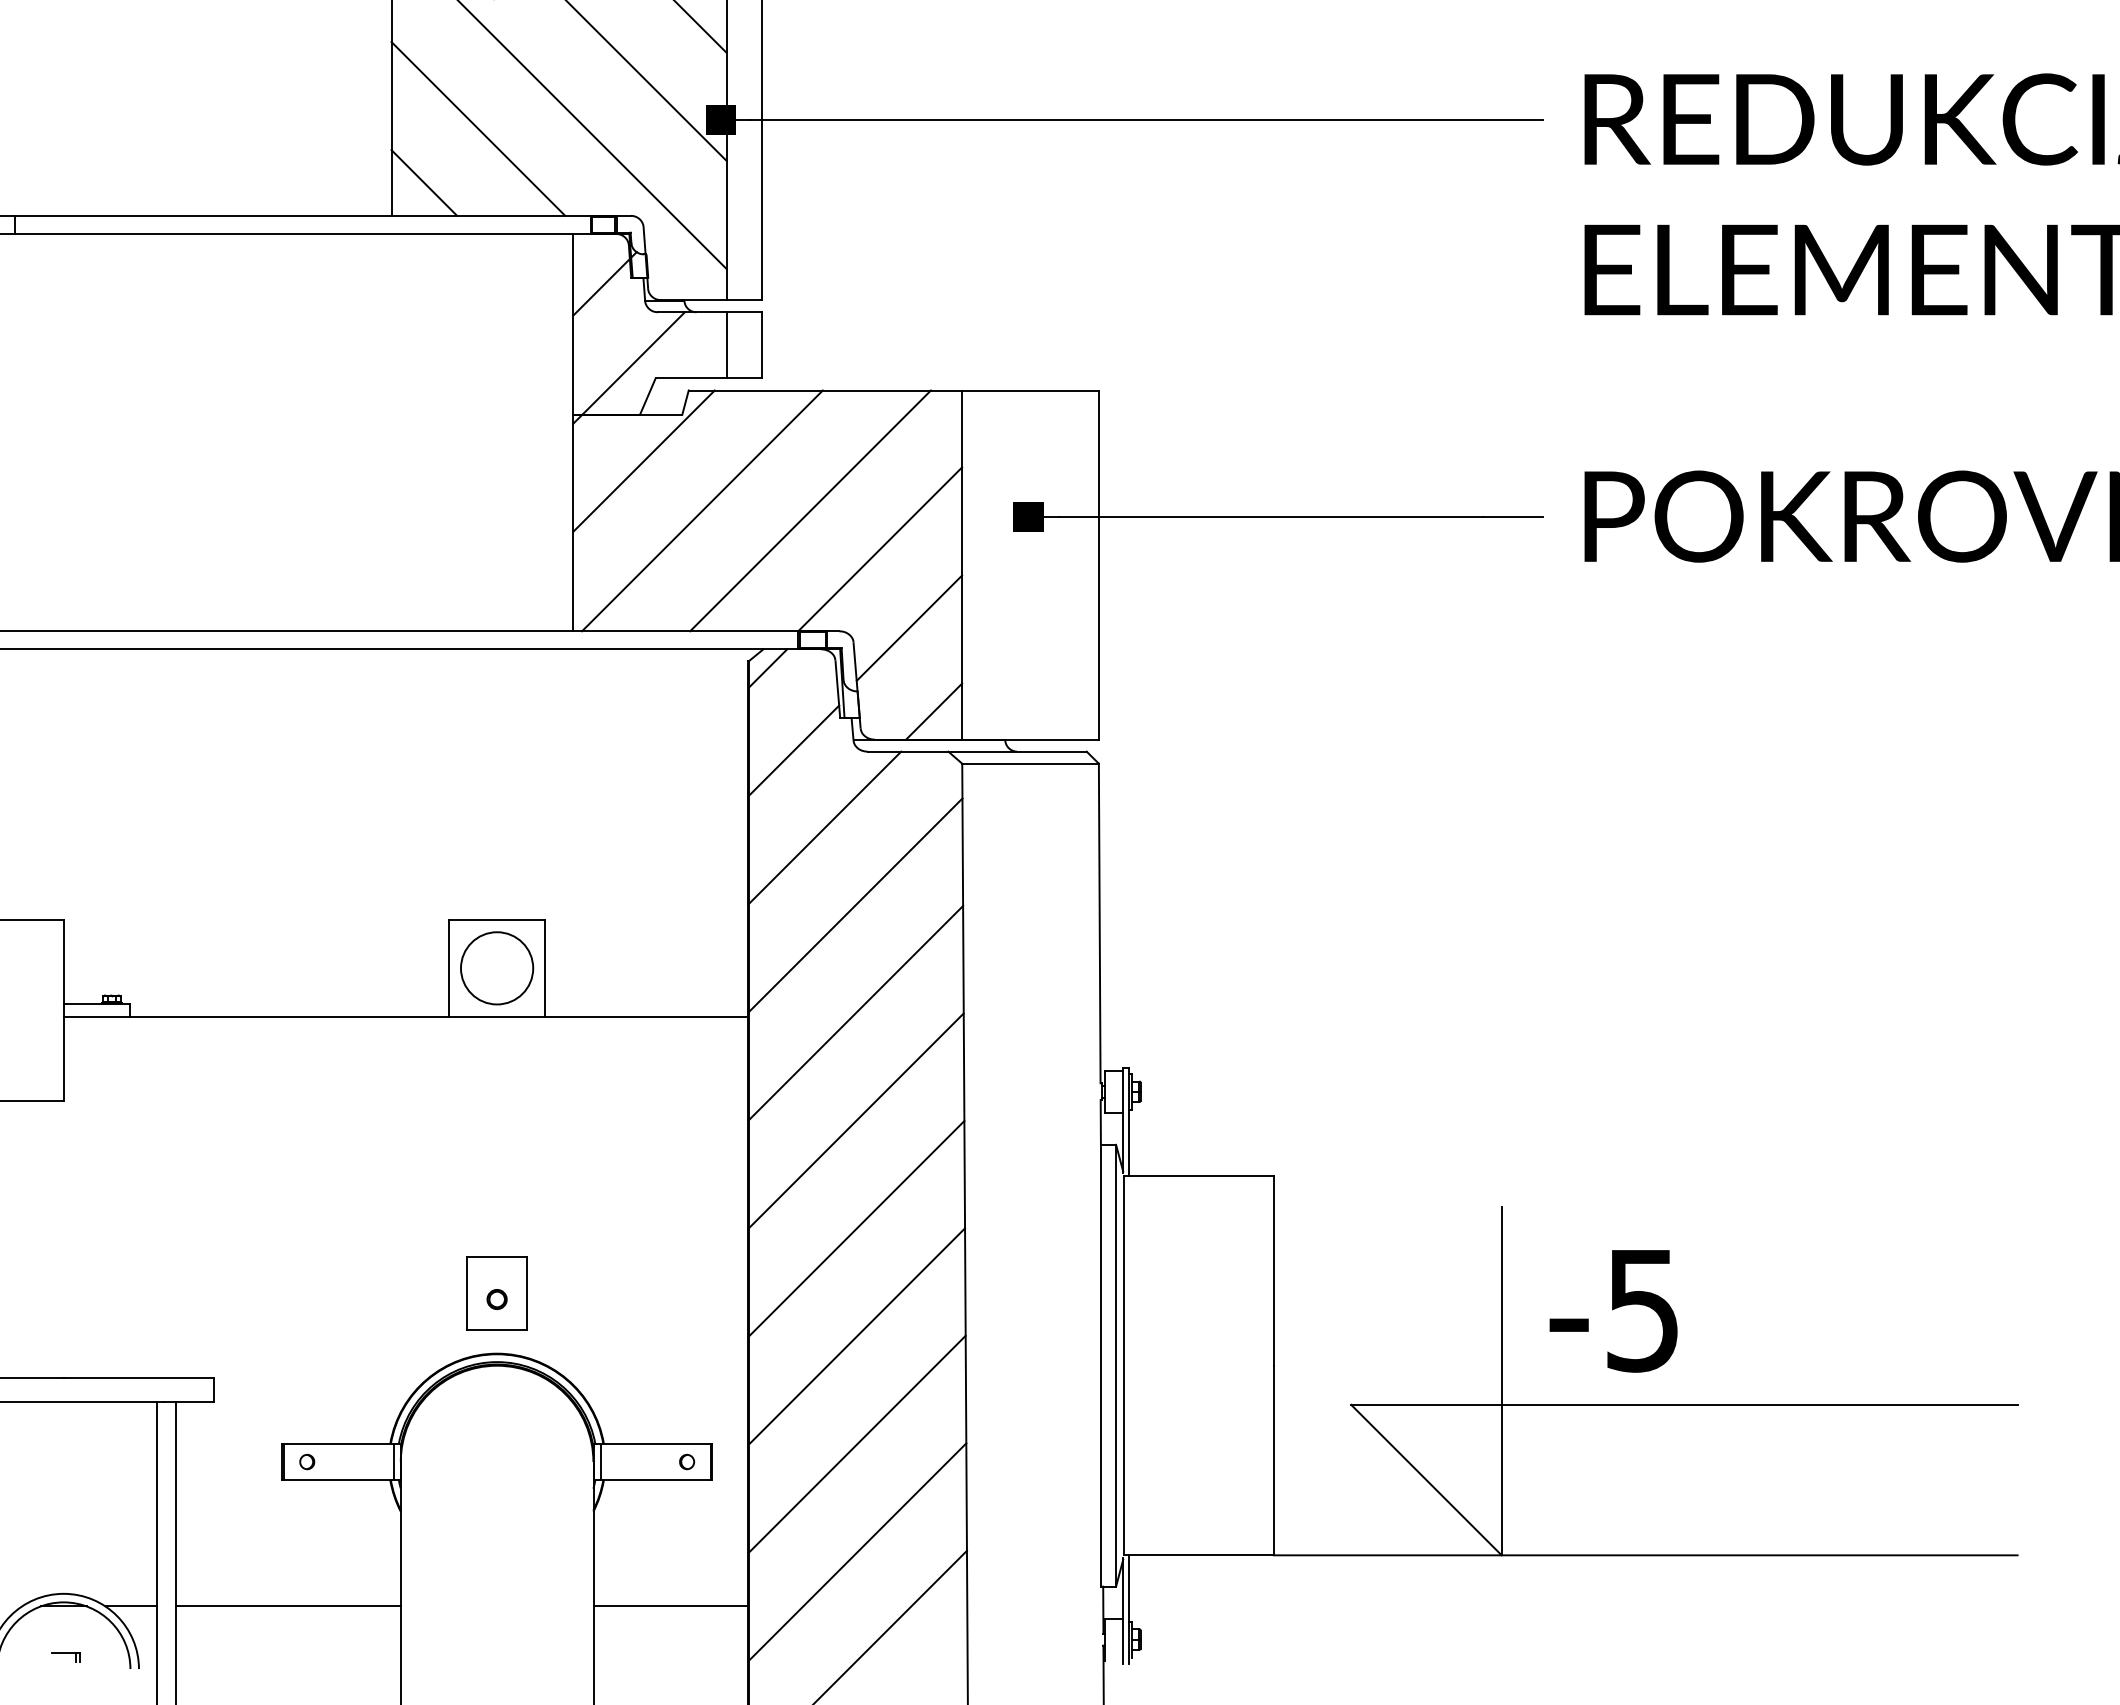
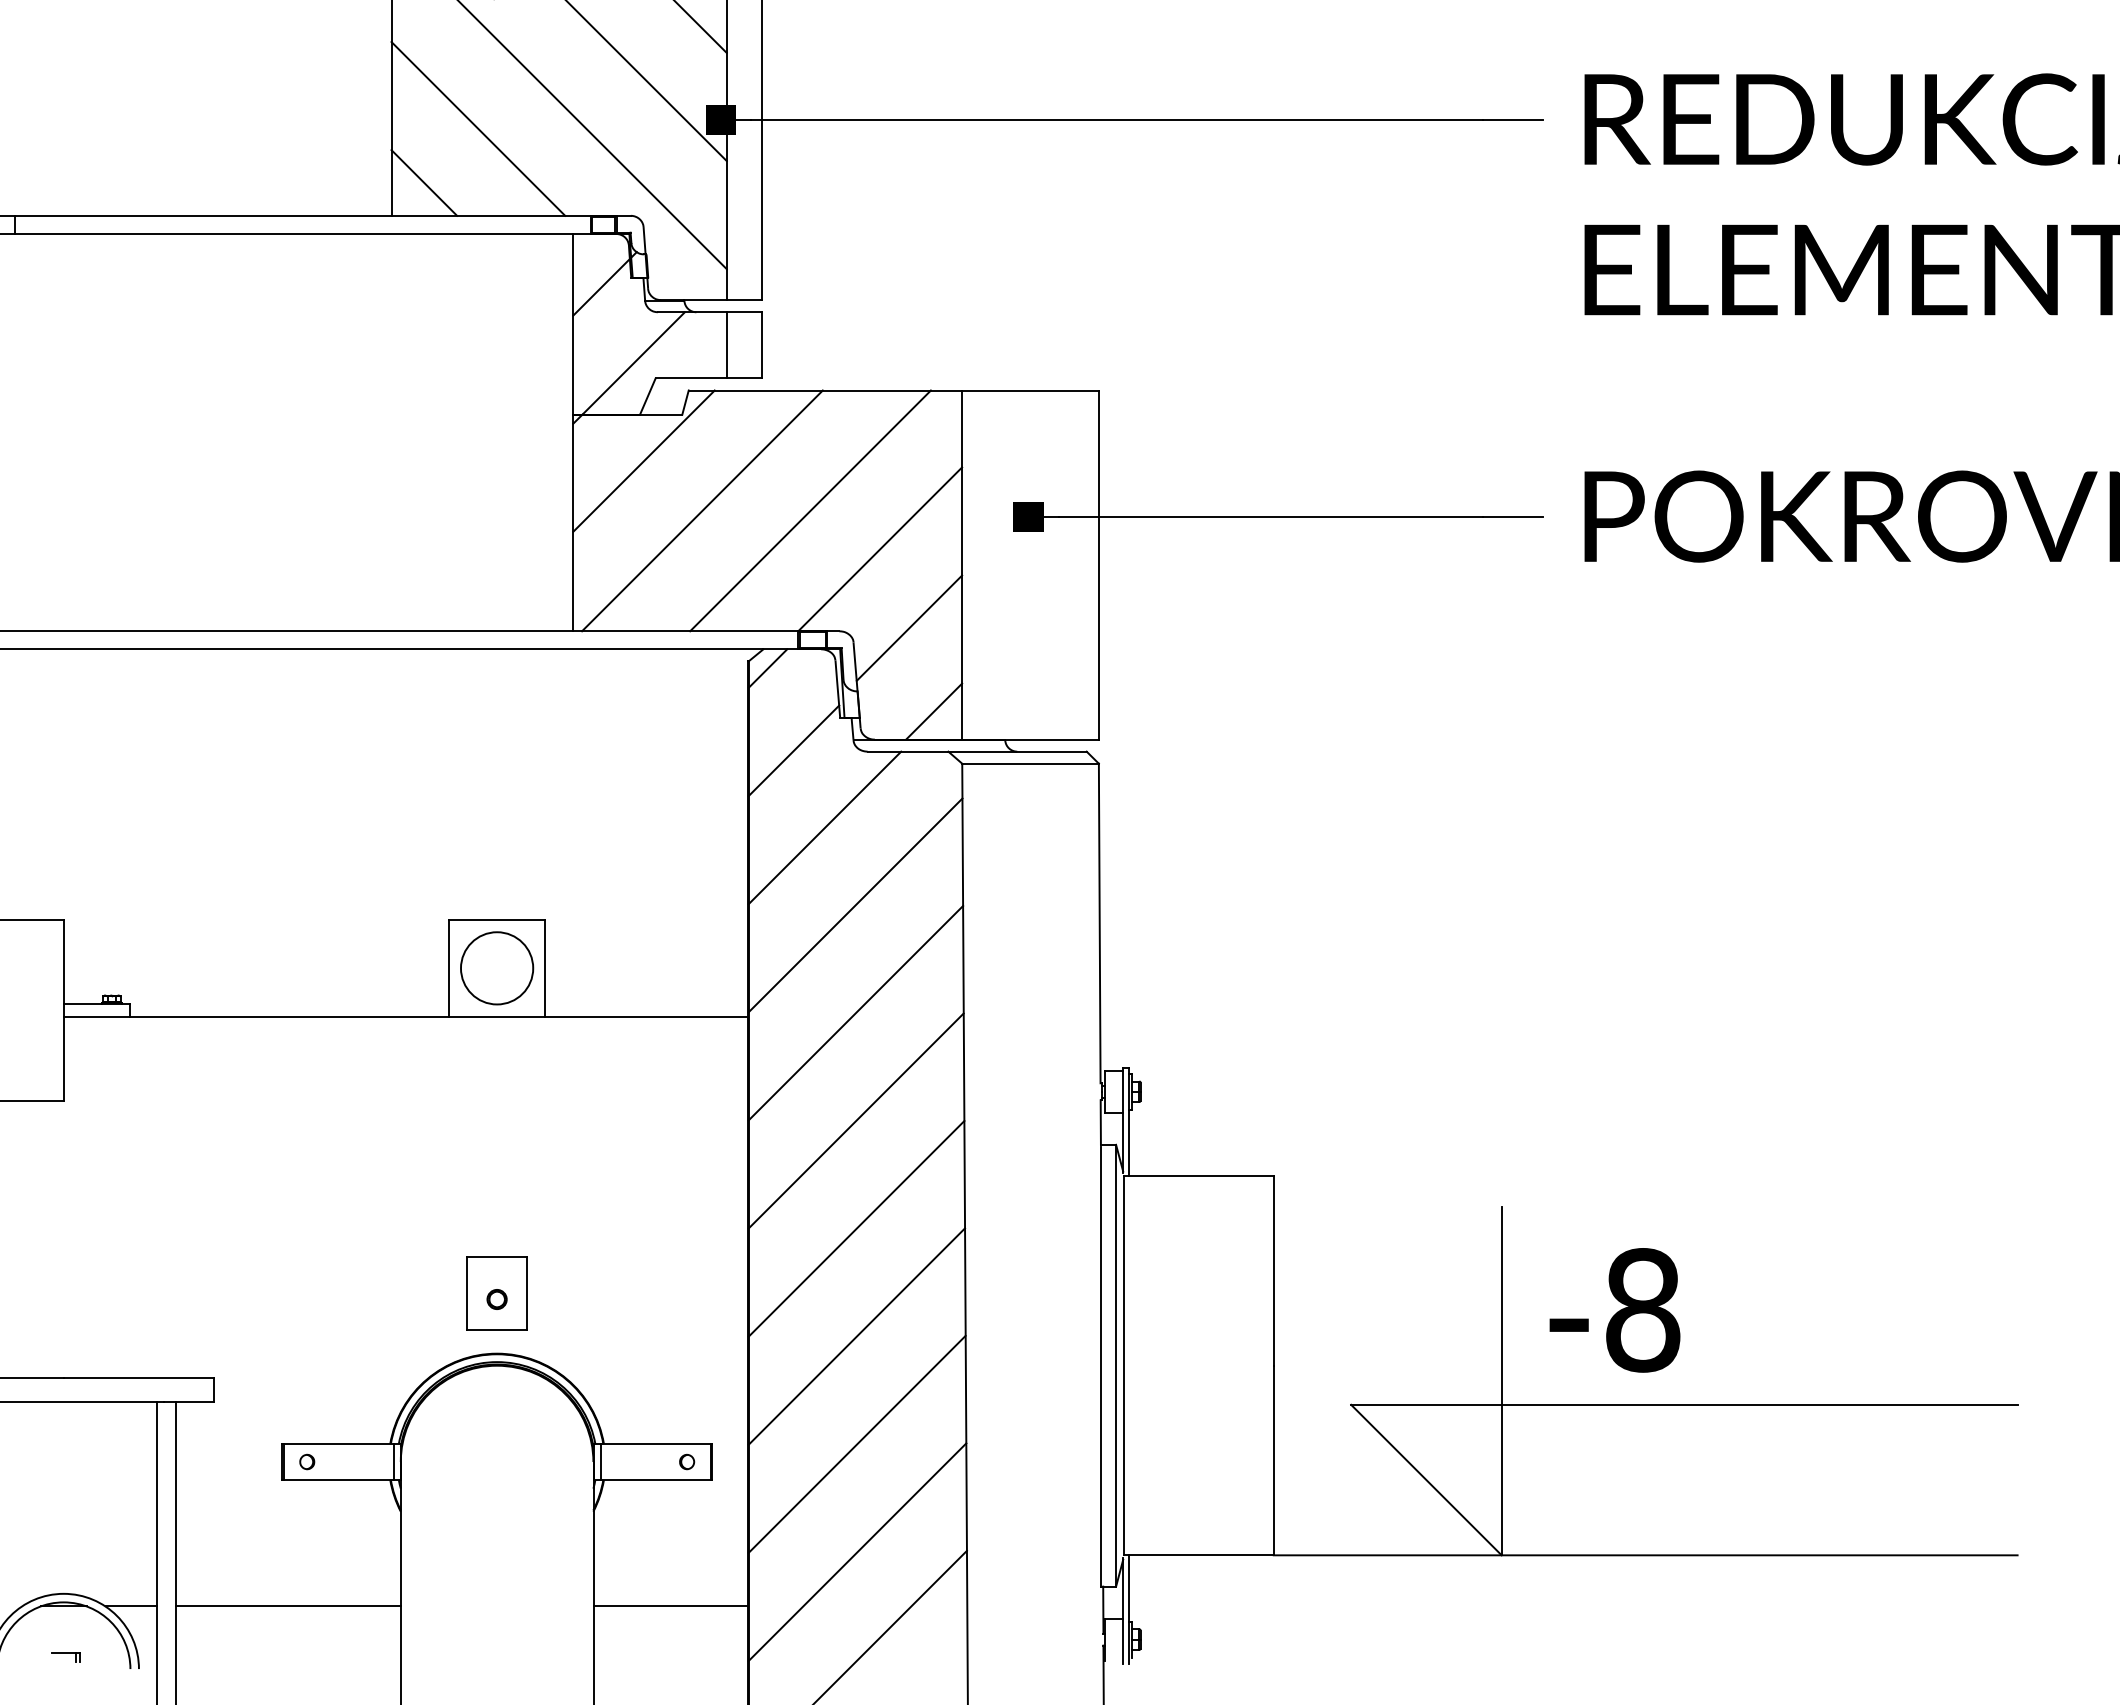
text: -5 -> -8 (1643, 1310)
